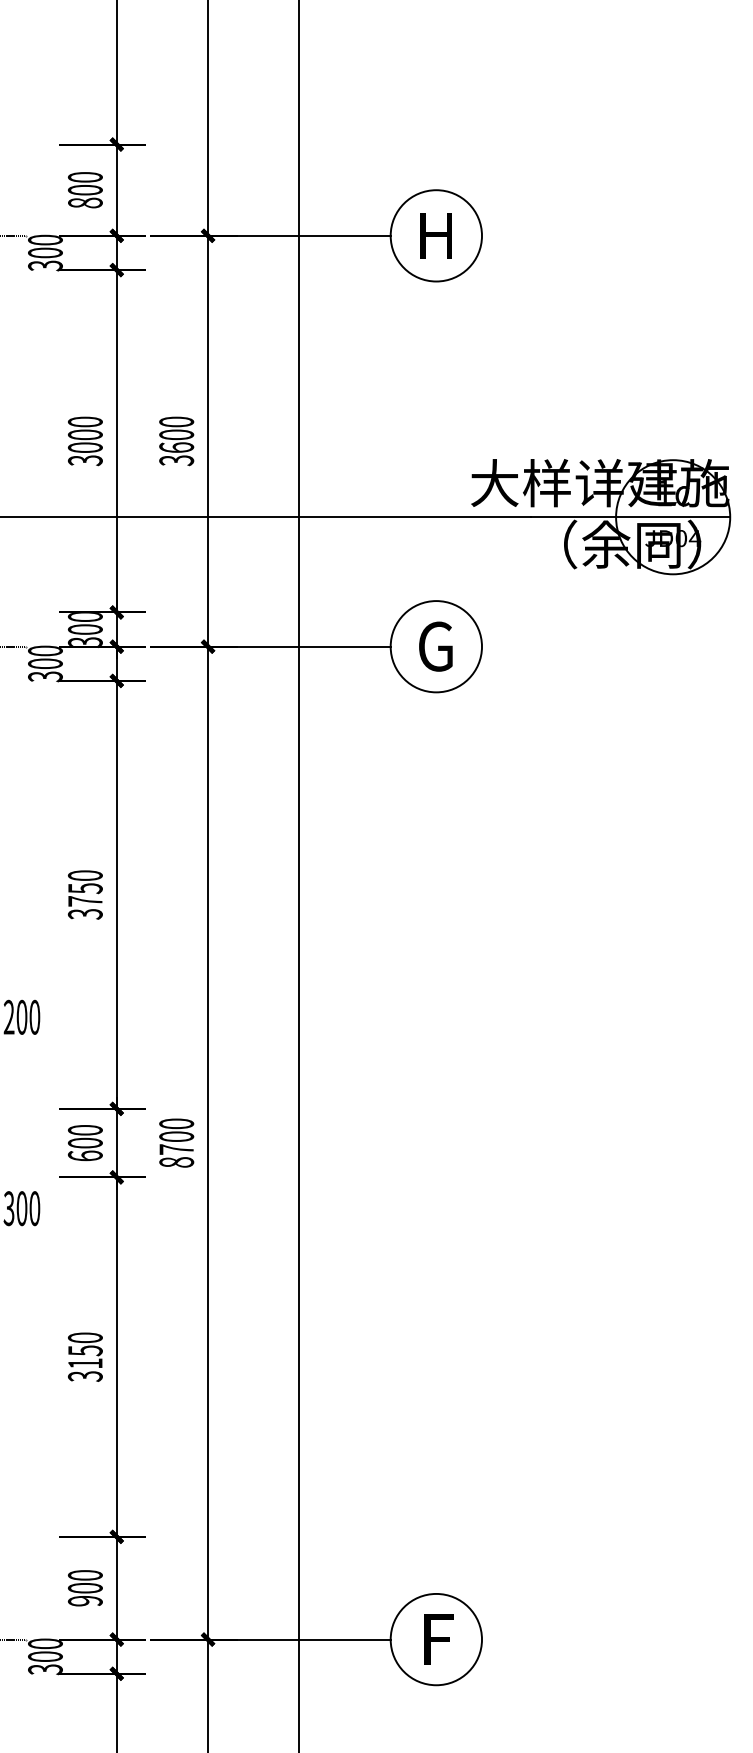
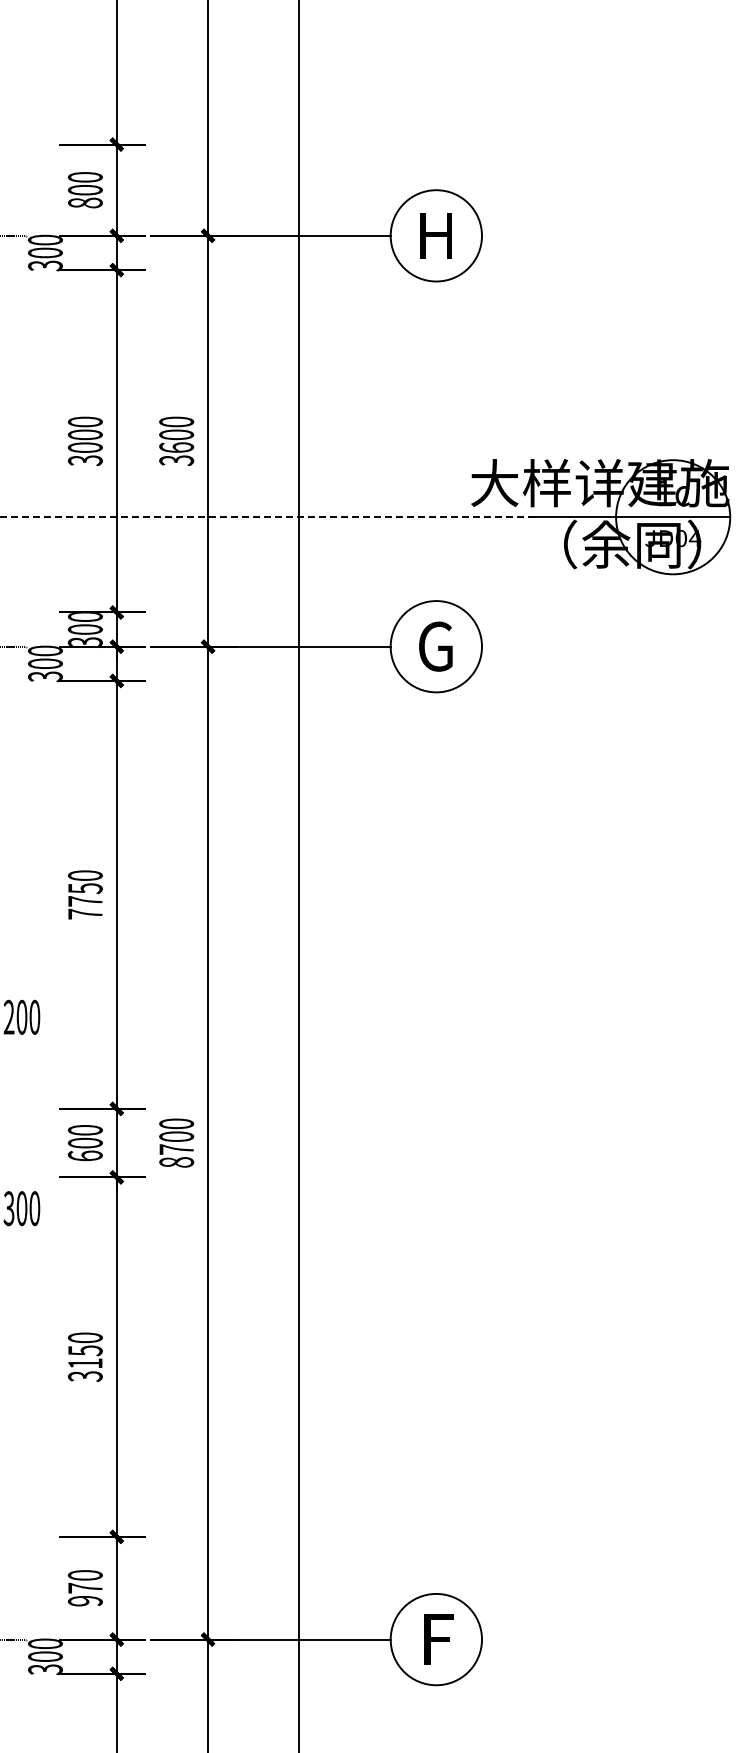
line: solid -> dashed (266, 517)
text: 3750 -> 7750 (84, 913)
text: 900 -> 970 (84, 1588)
